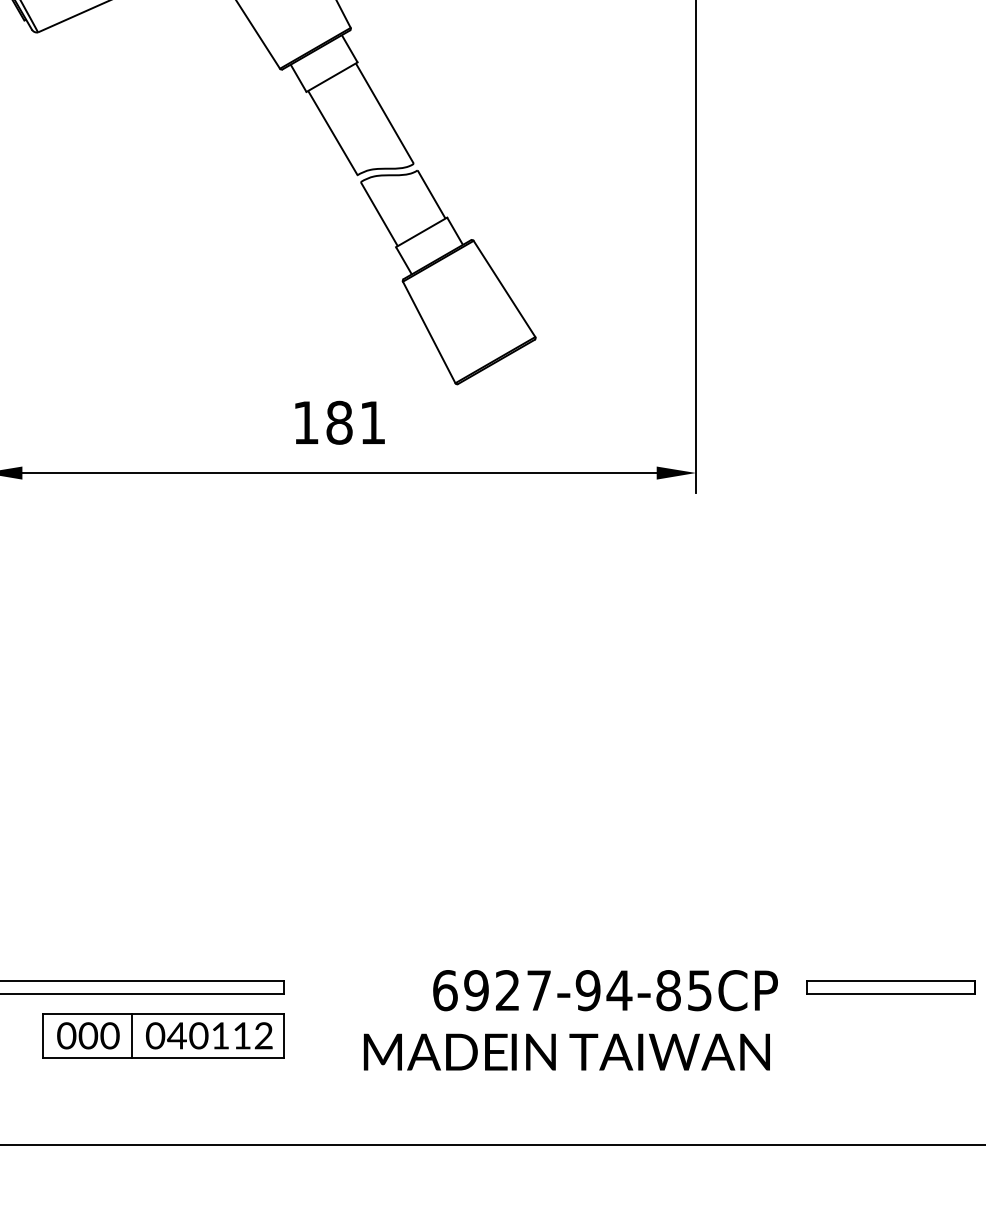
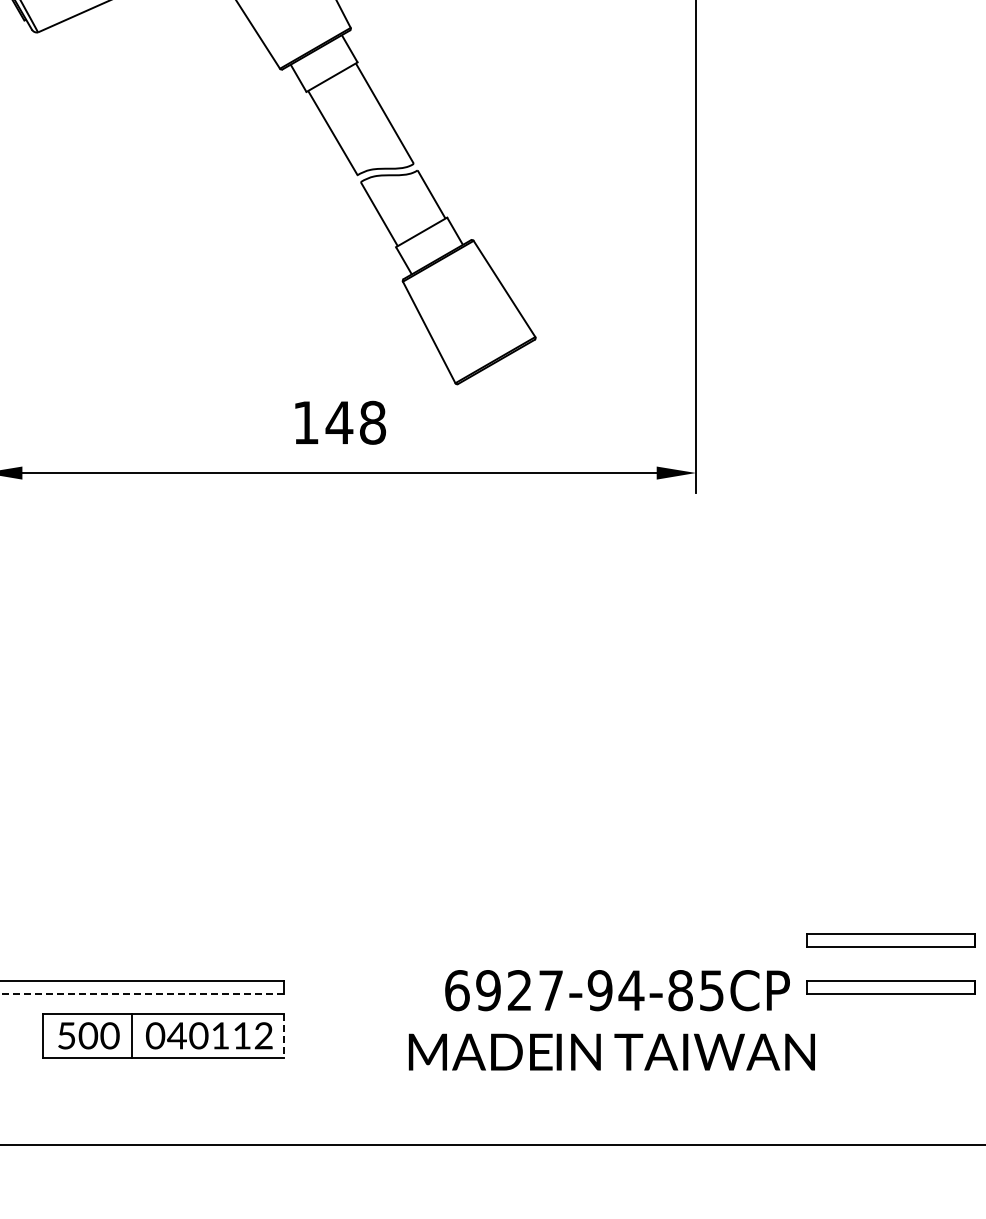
text: 181 -> 148 (355, 422)
part: none -> present (890, 940)
text position: (605, 990) -> (617, 990) (617, 990)
line: solid -> dashed (141, 993)
text: 000 -> 500 (66, 1035)
line: solid -> dashed (283, 1036)
text position: (566, 1051) -> (611, 1051) (611, 1051)
